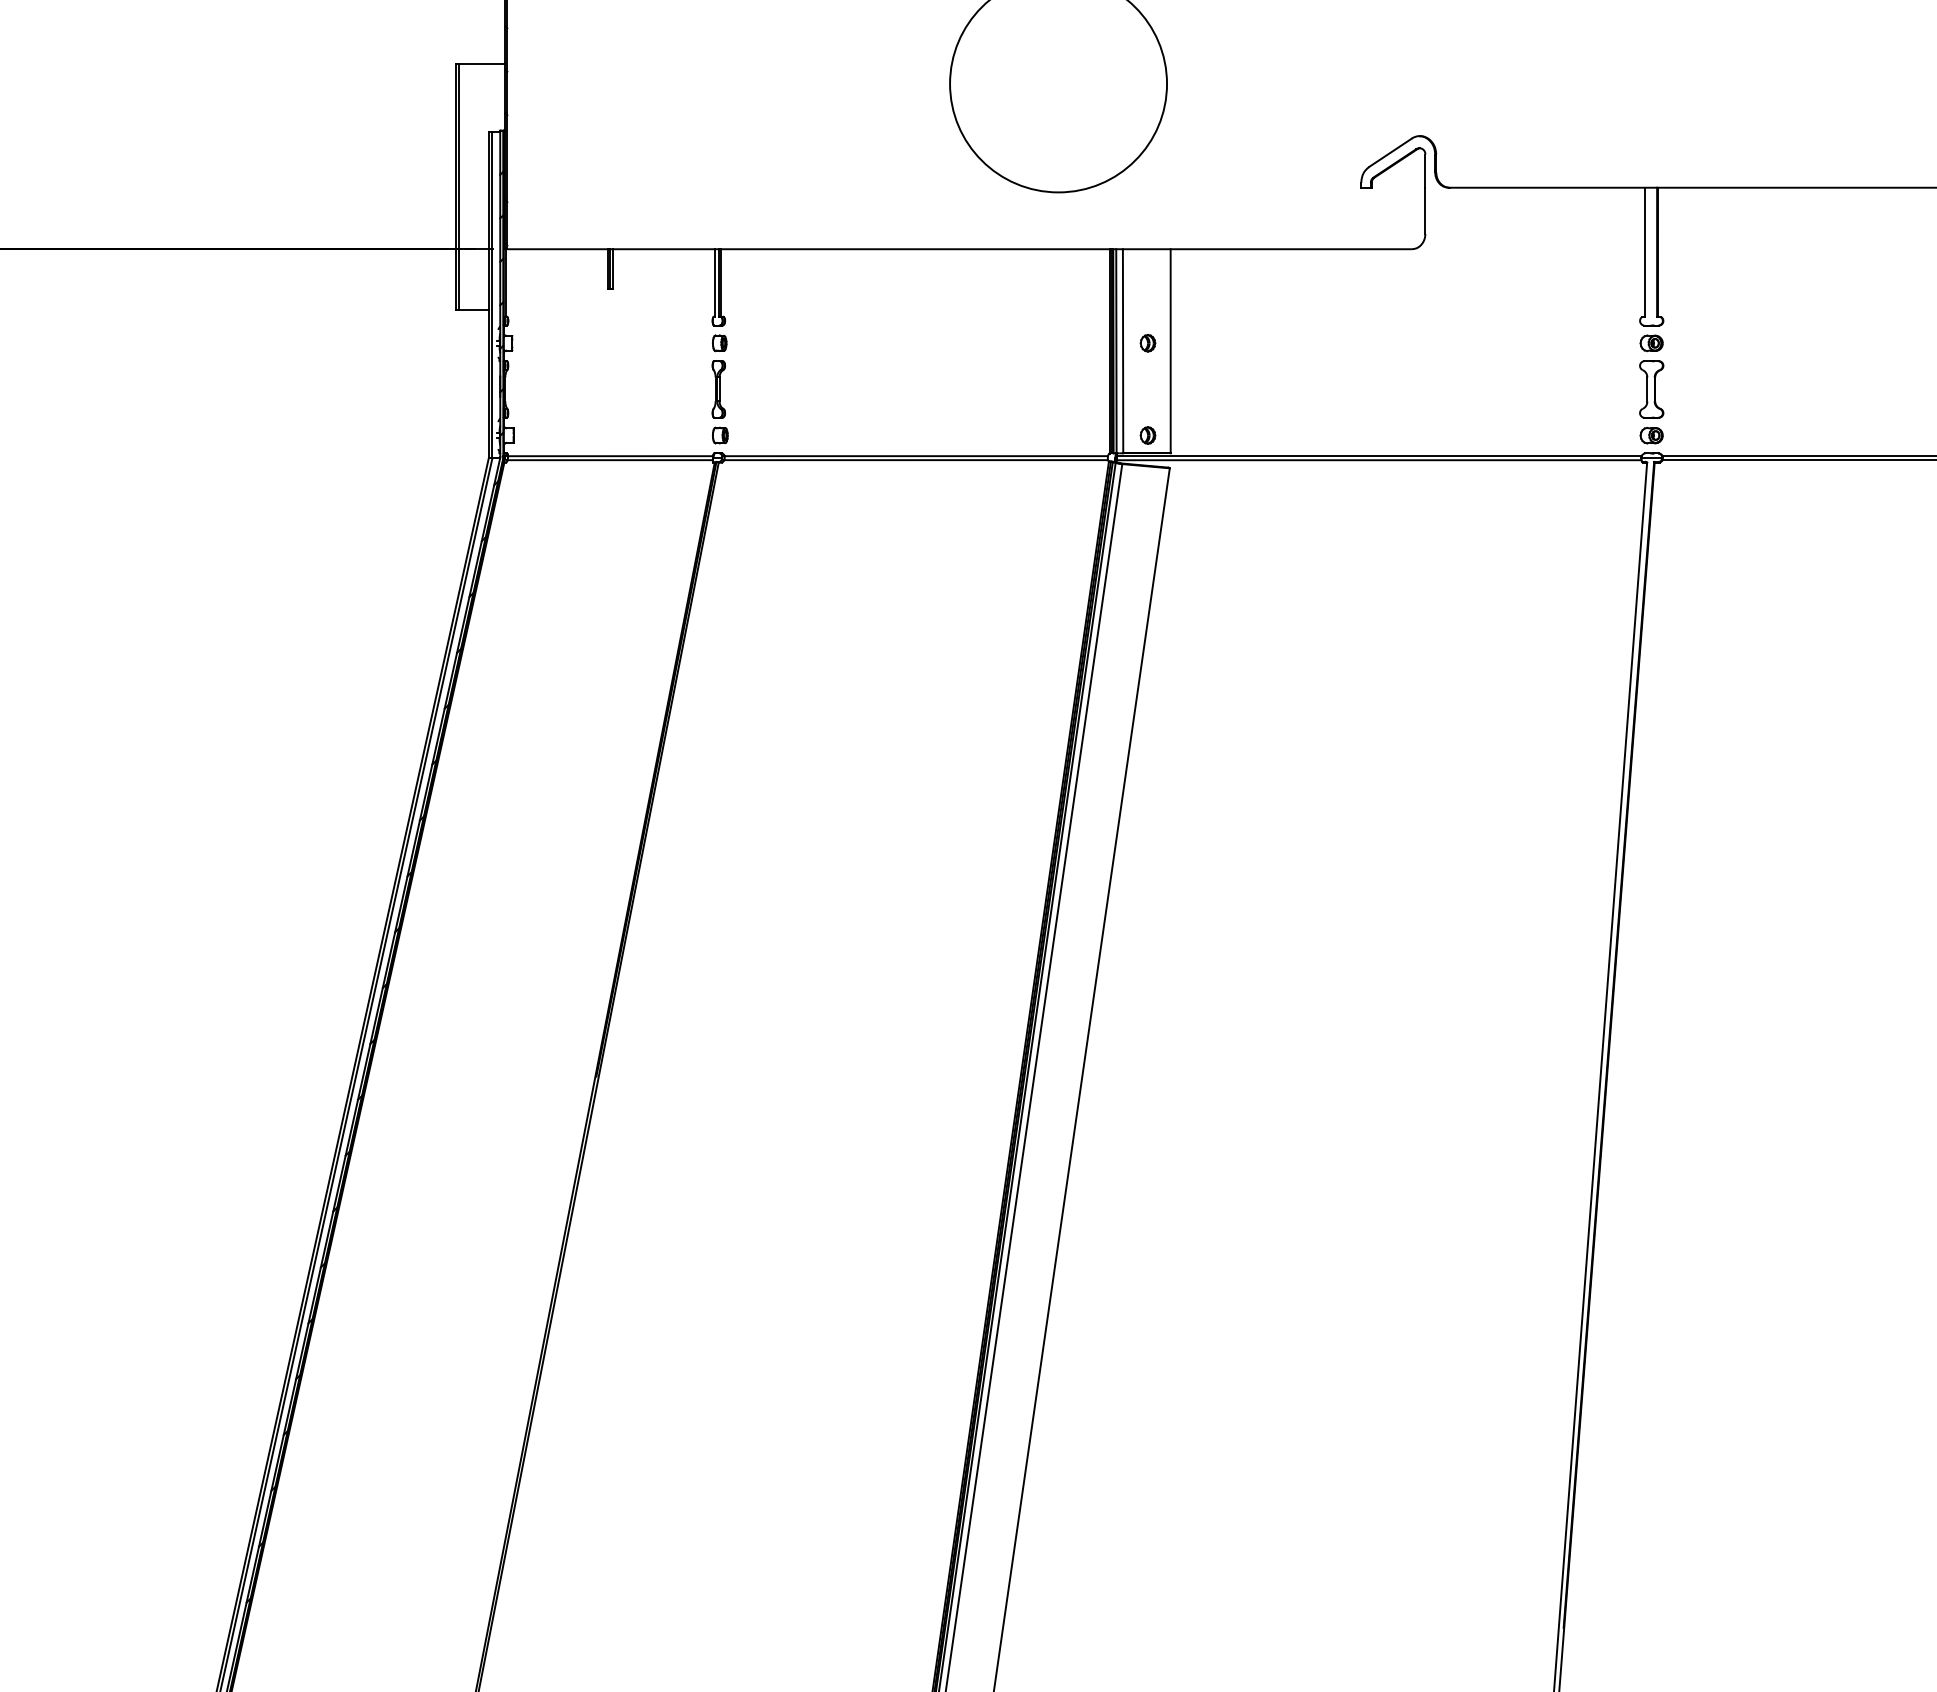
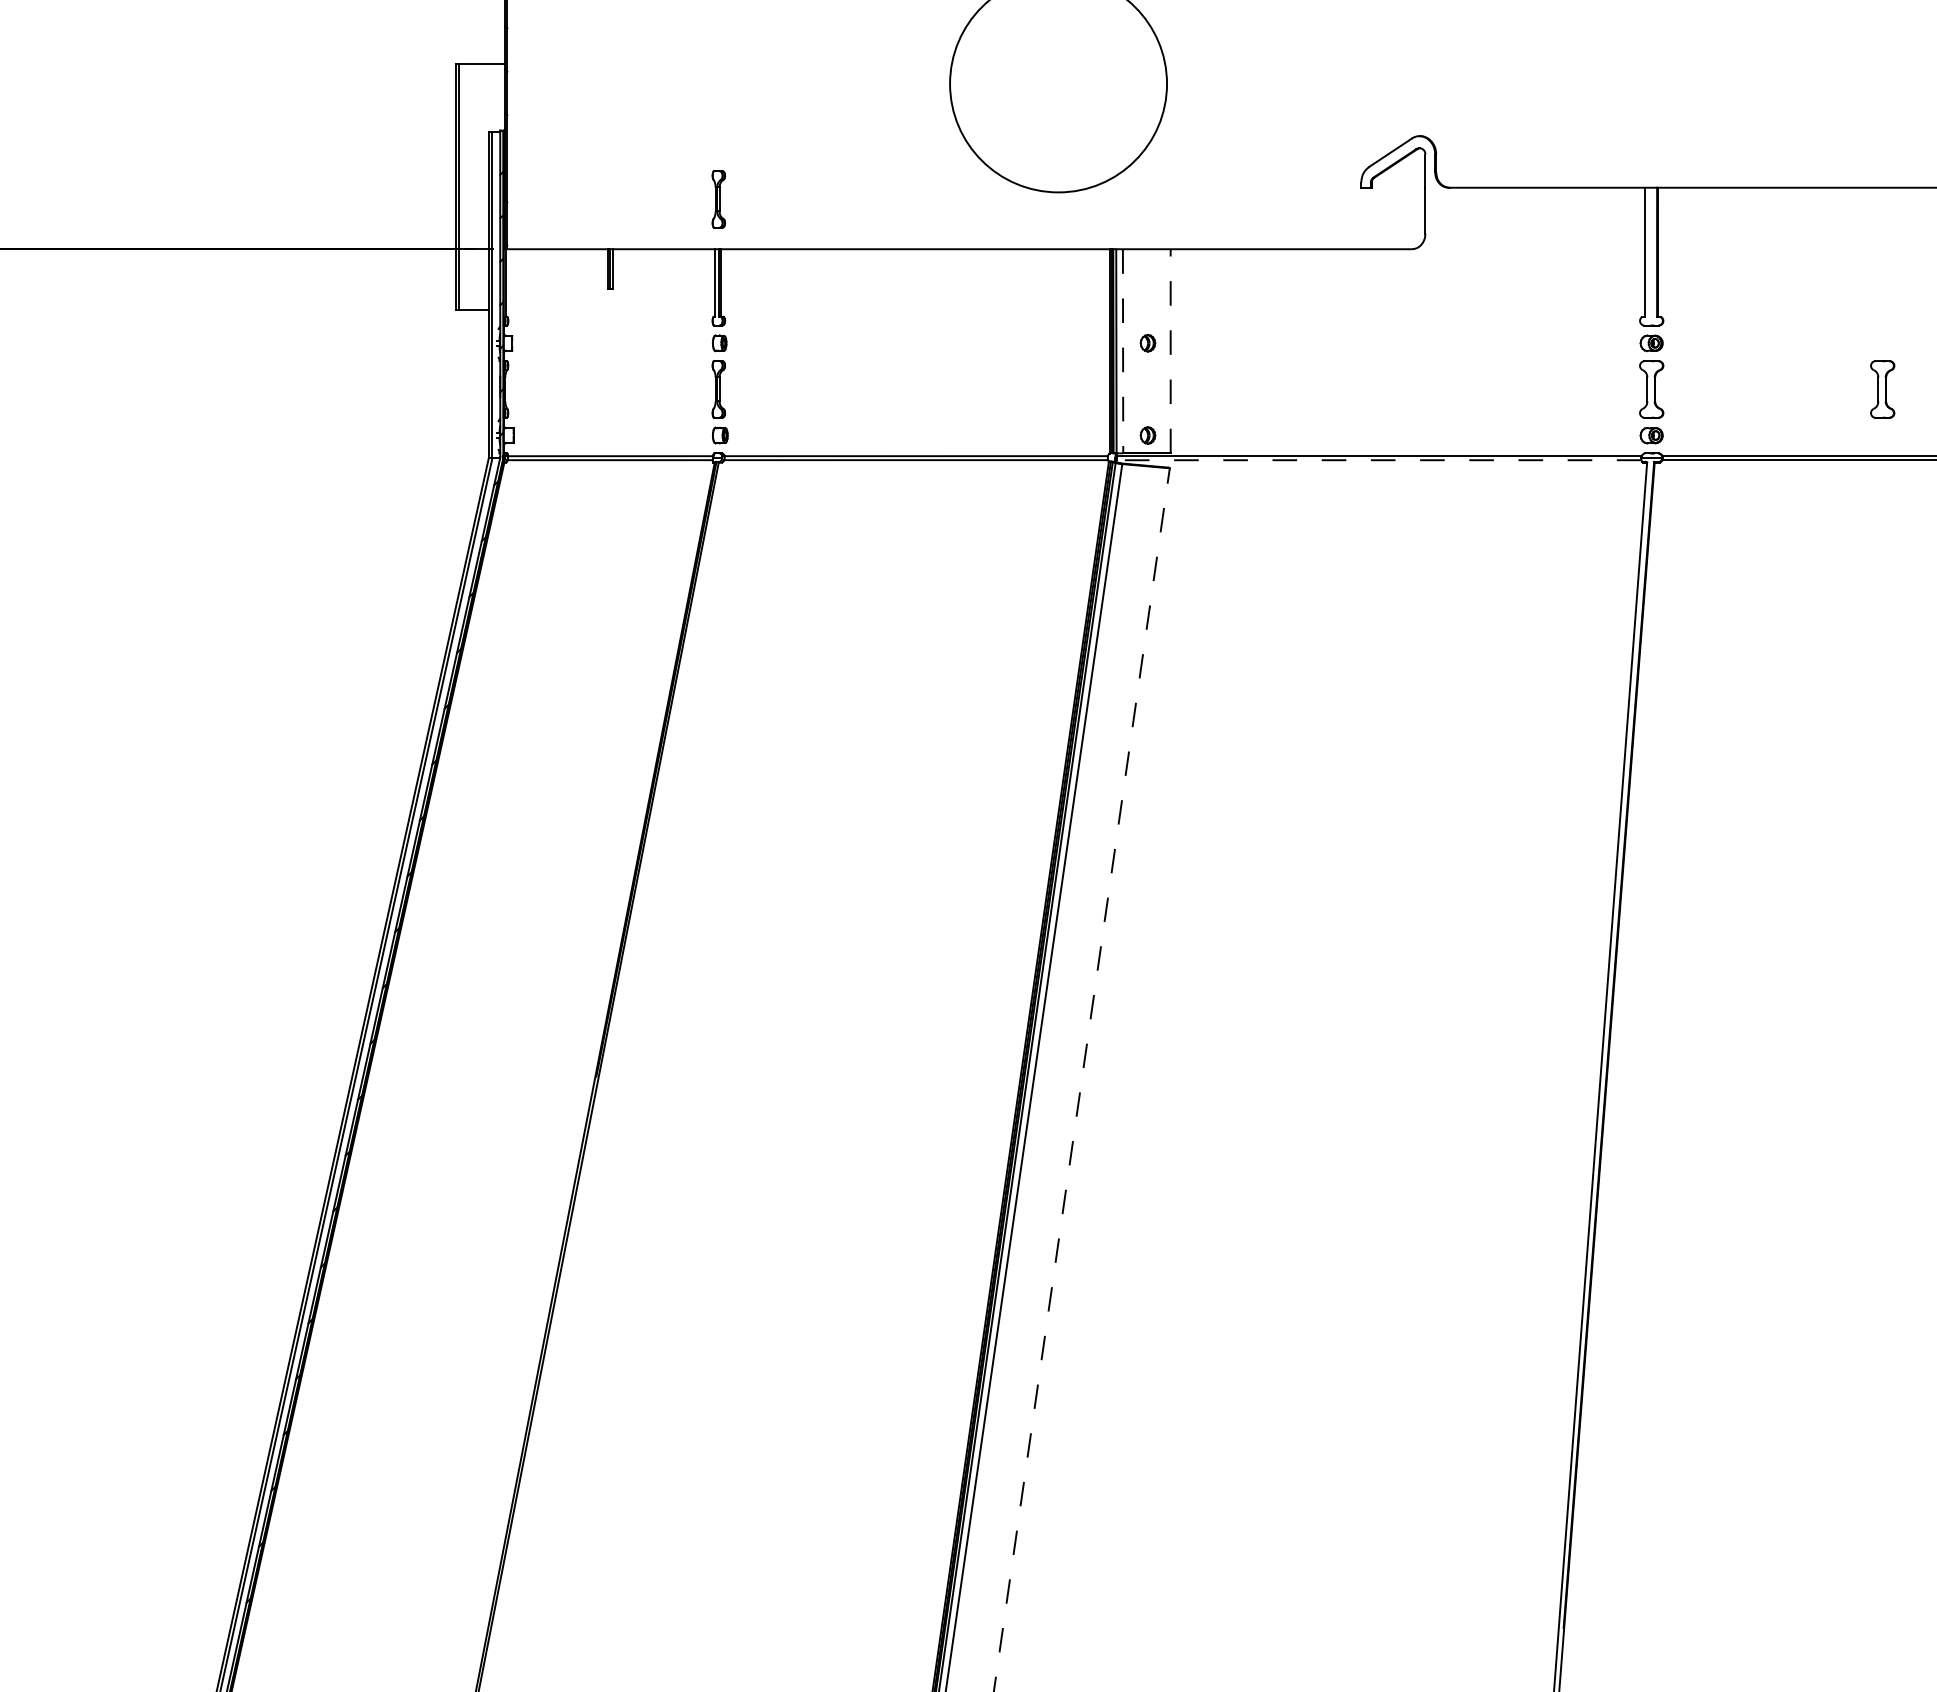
part: none -> present (718, 199)
line: solid -> dashed (1170, 350)
line: solid -> dashed (1123, 351)
part: none -> present (1882, 389)
line: solid -> dashed (1378, 460)
line: solid -> dashed (1081, 1079)
